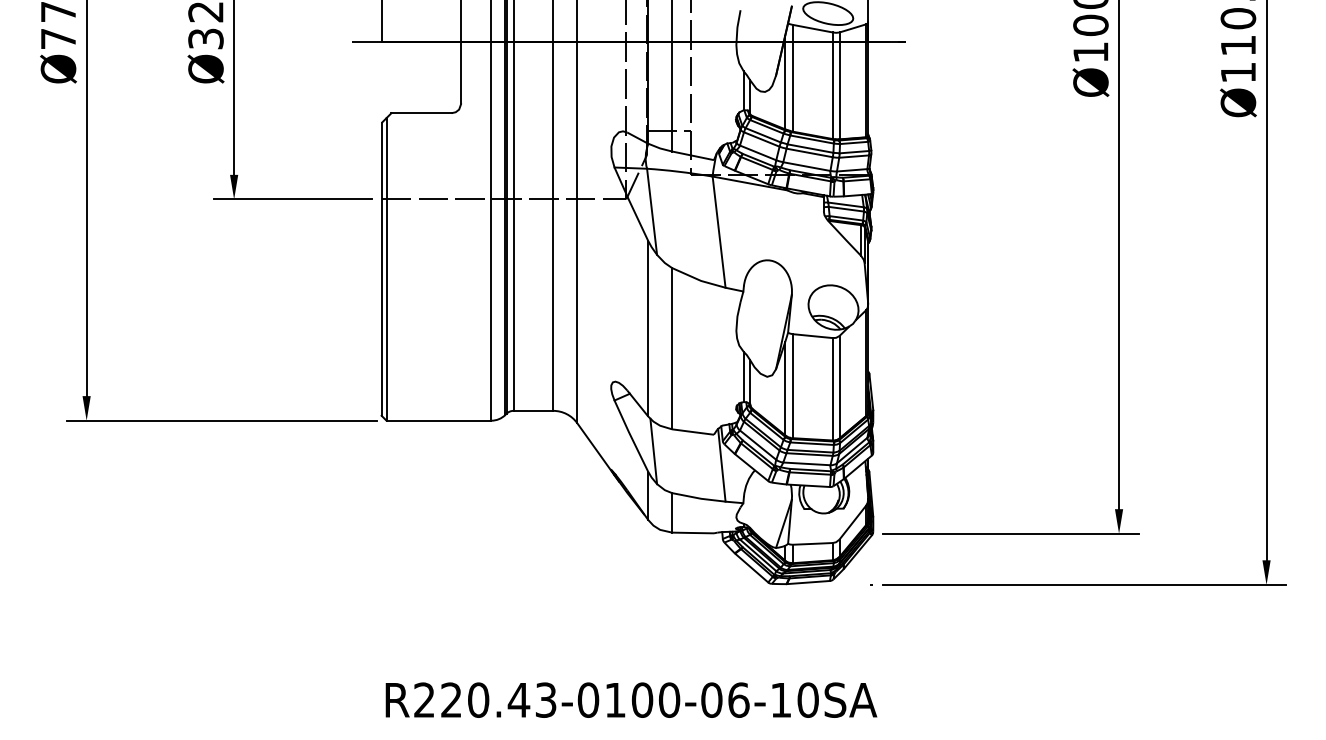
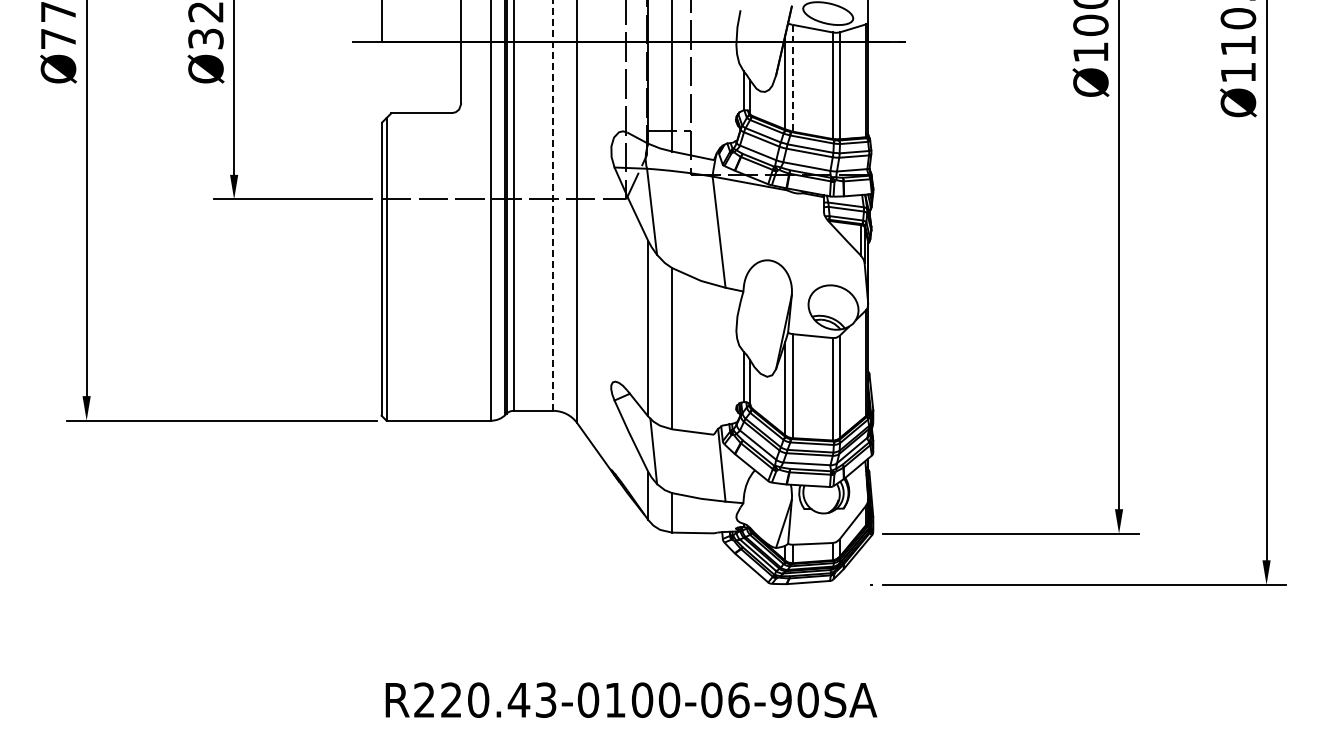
line: solid -> dashed (792, 78)
line: solid -> dashed (553, 205)
text: R220.43-0100-06-10SA -> R220.43-0100-06-90SA (780, 699)
